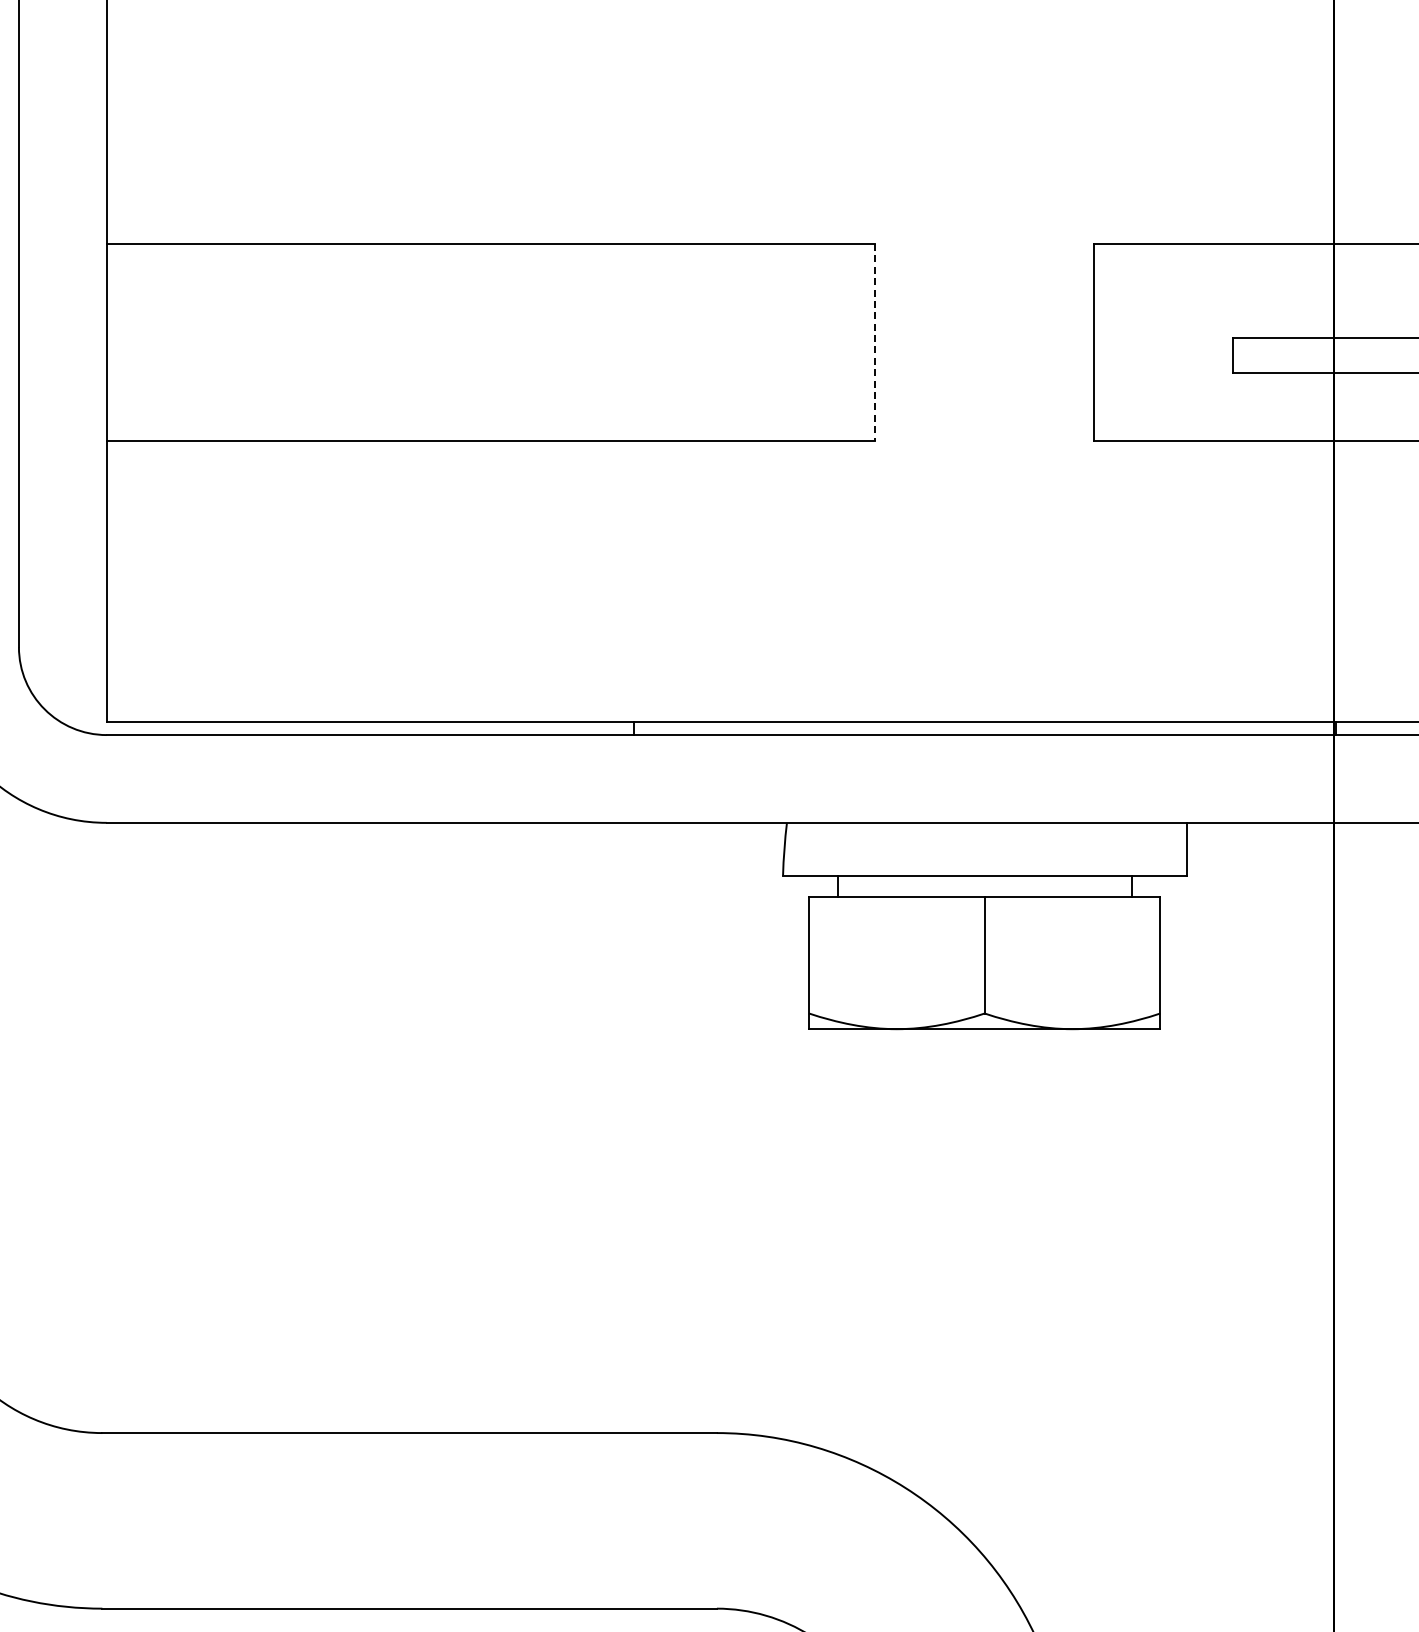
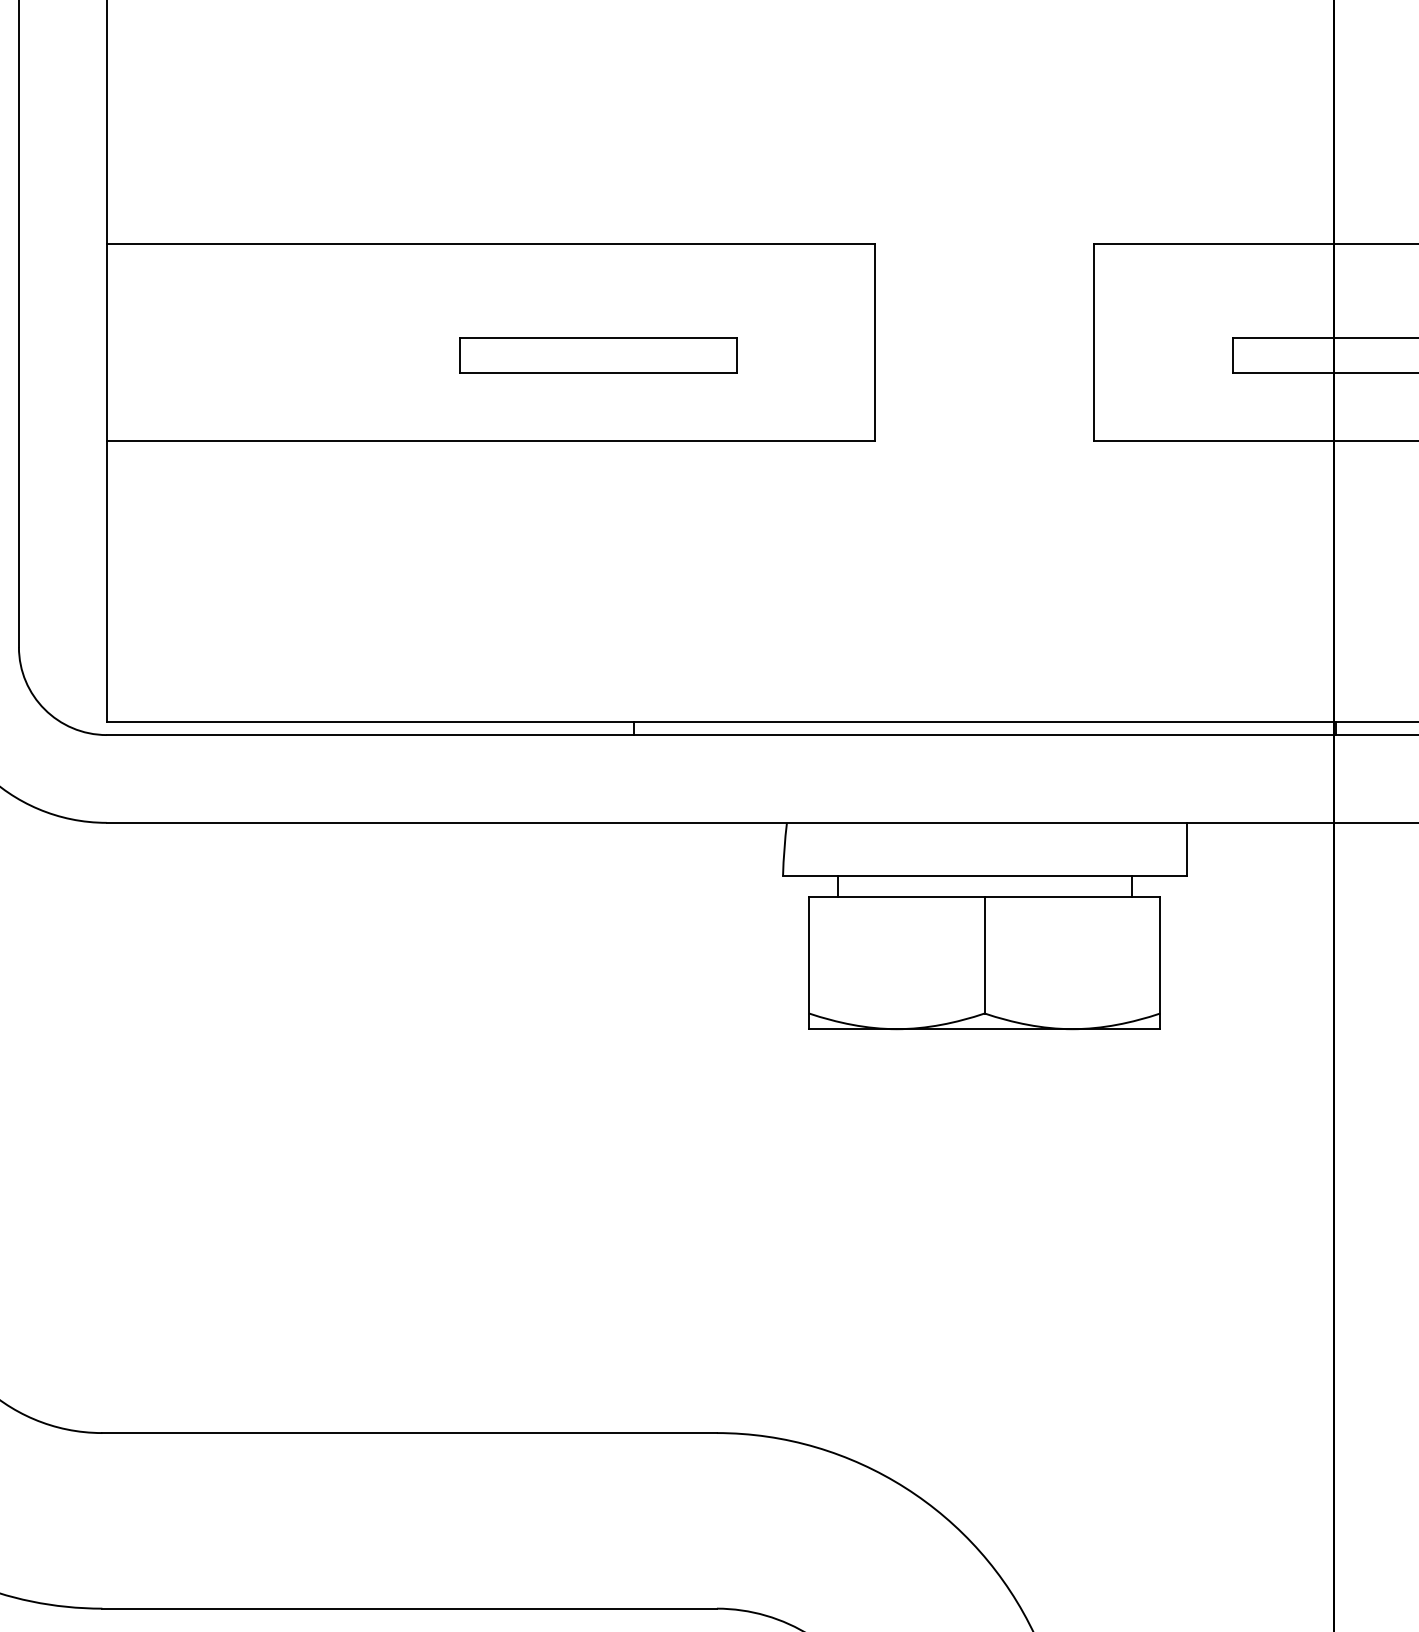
line: dashed -> solid (874, 342)
part: none -> present (598, 355)
